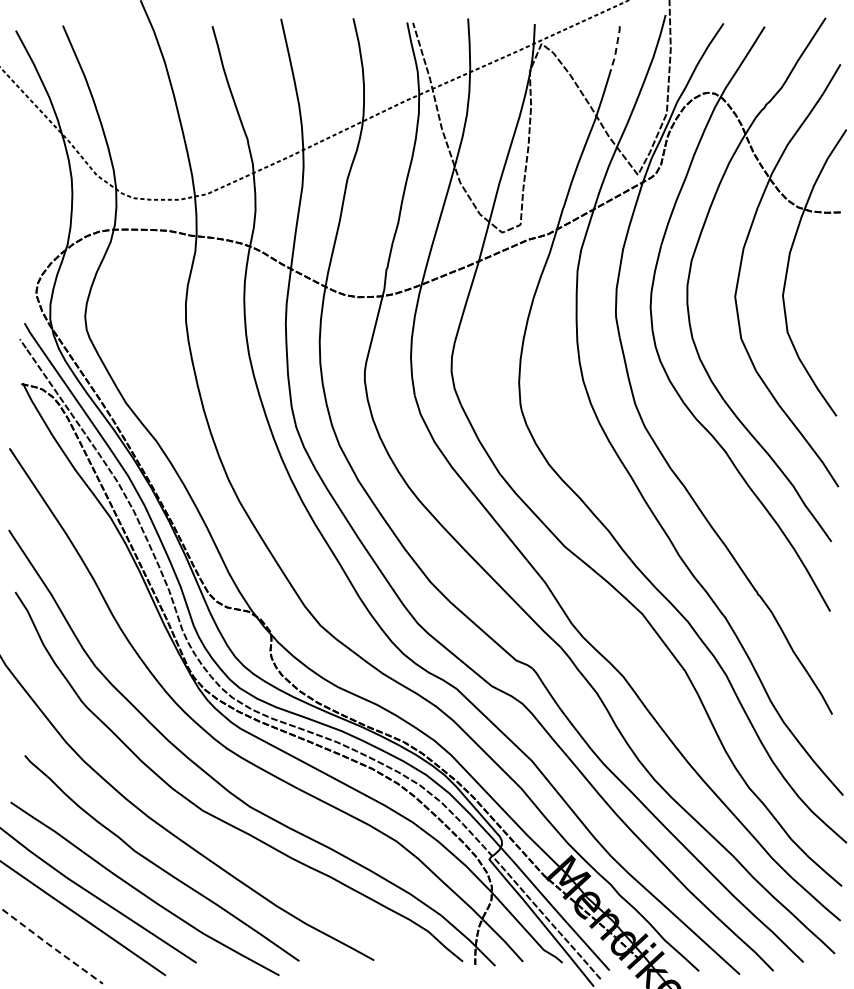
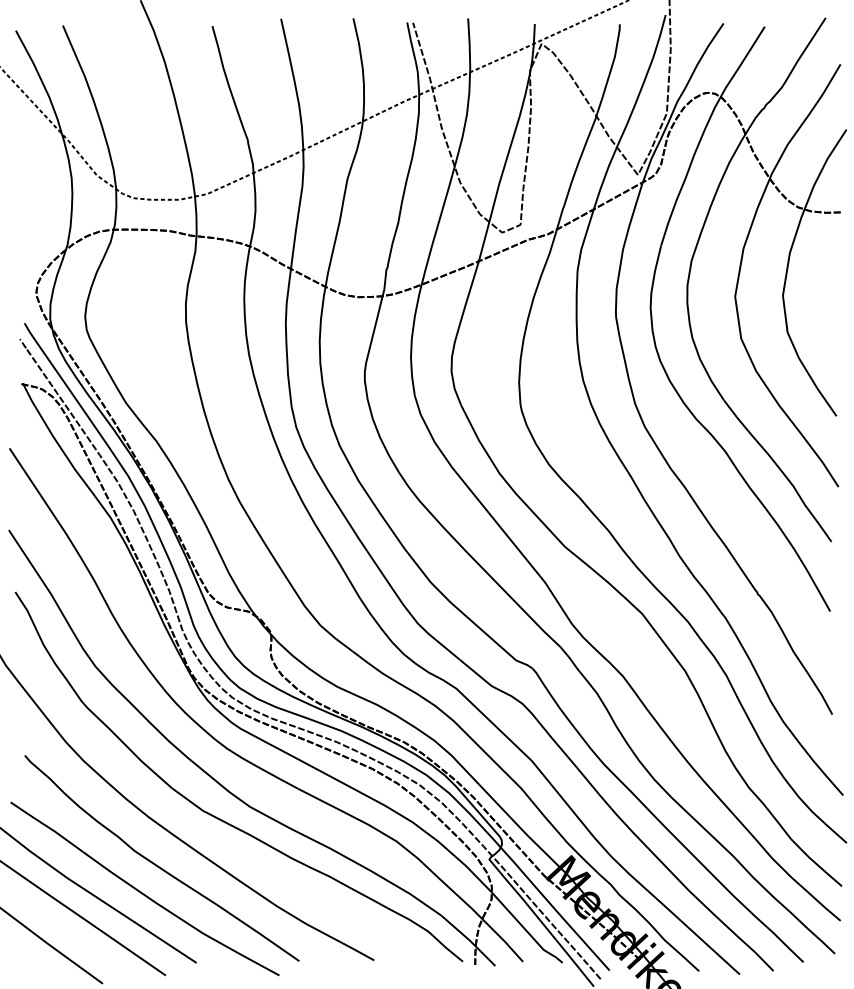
line: dashed -> solid (616, 50)
line: dashed -> solid (51, 946)
